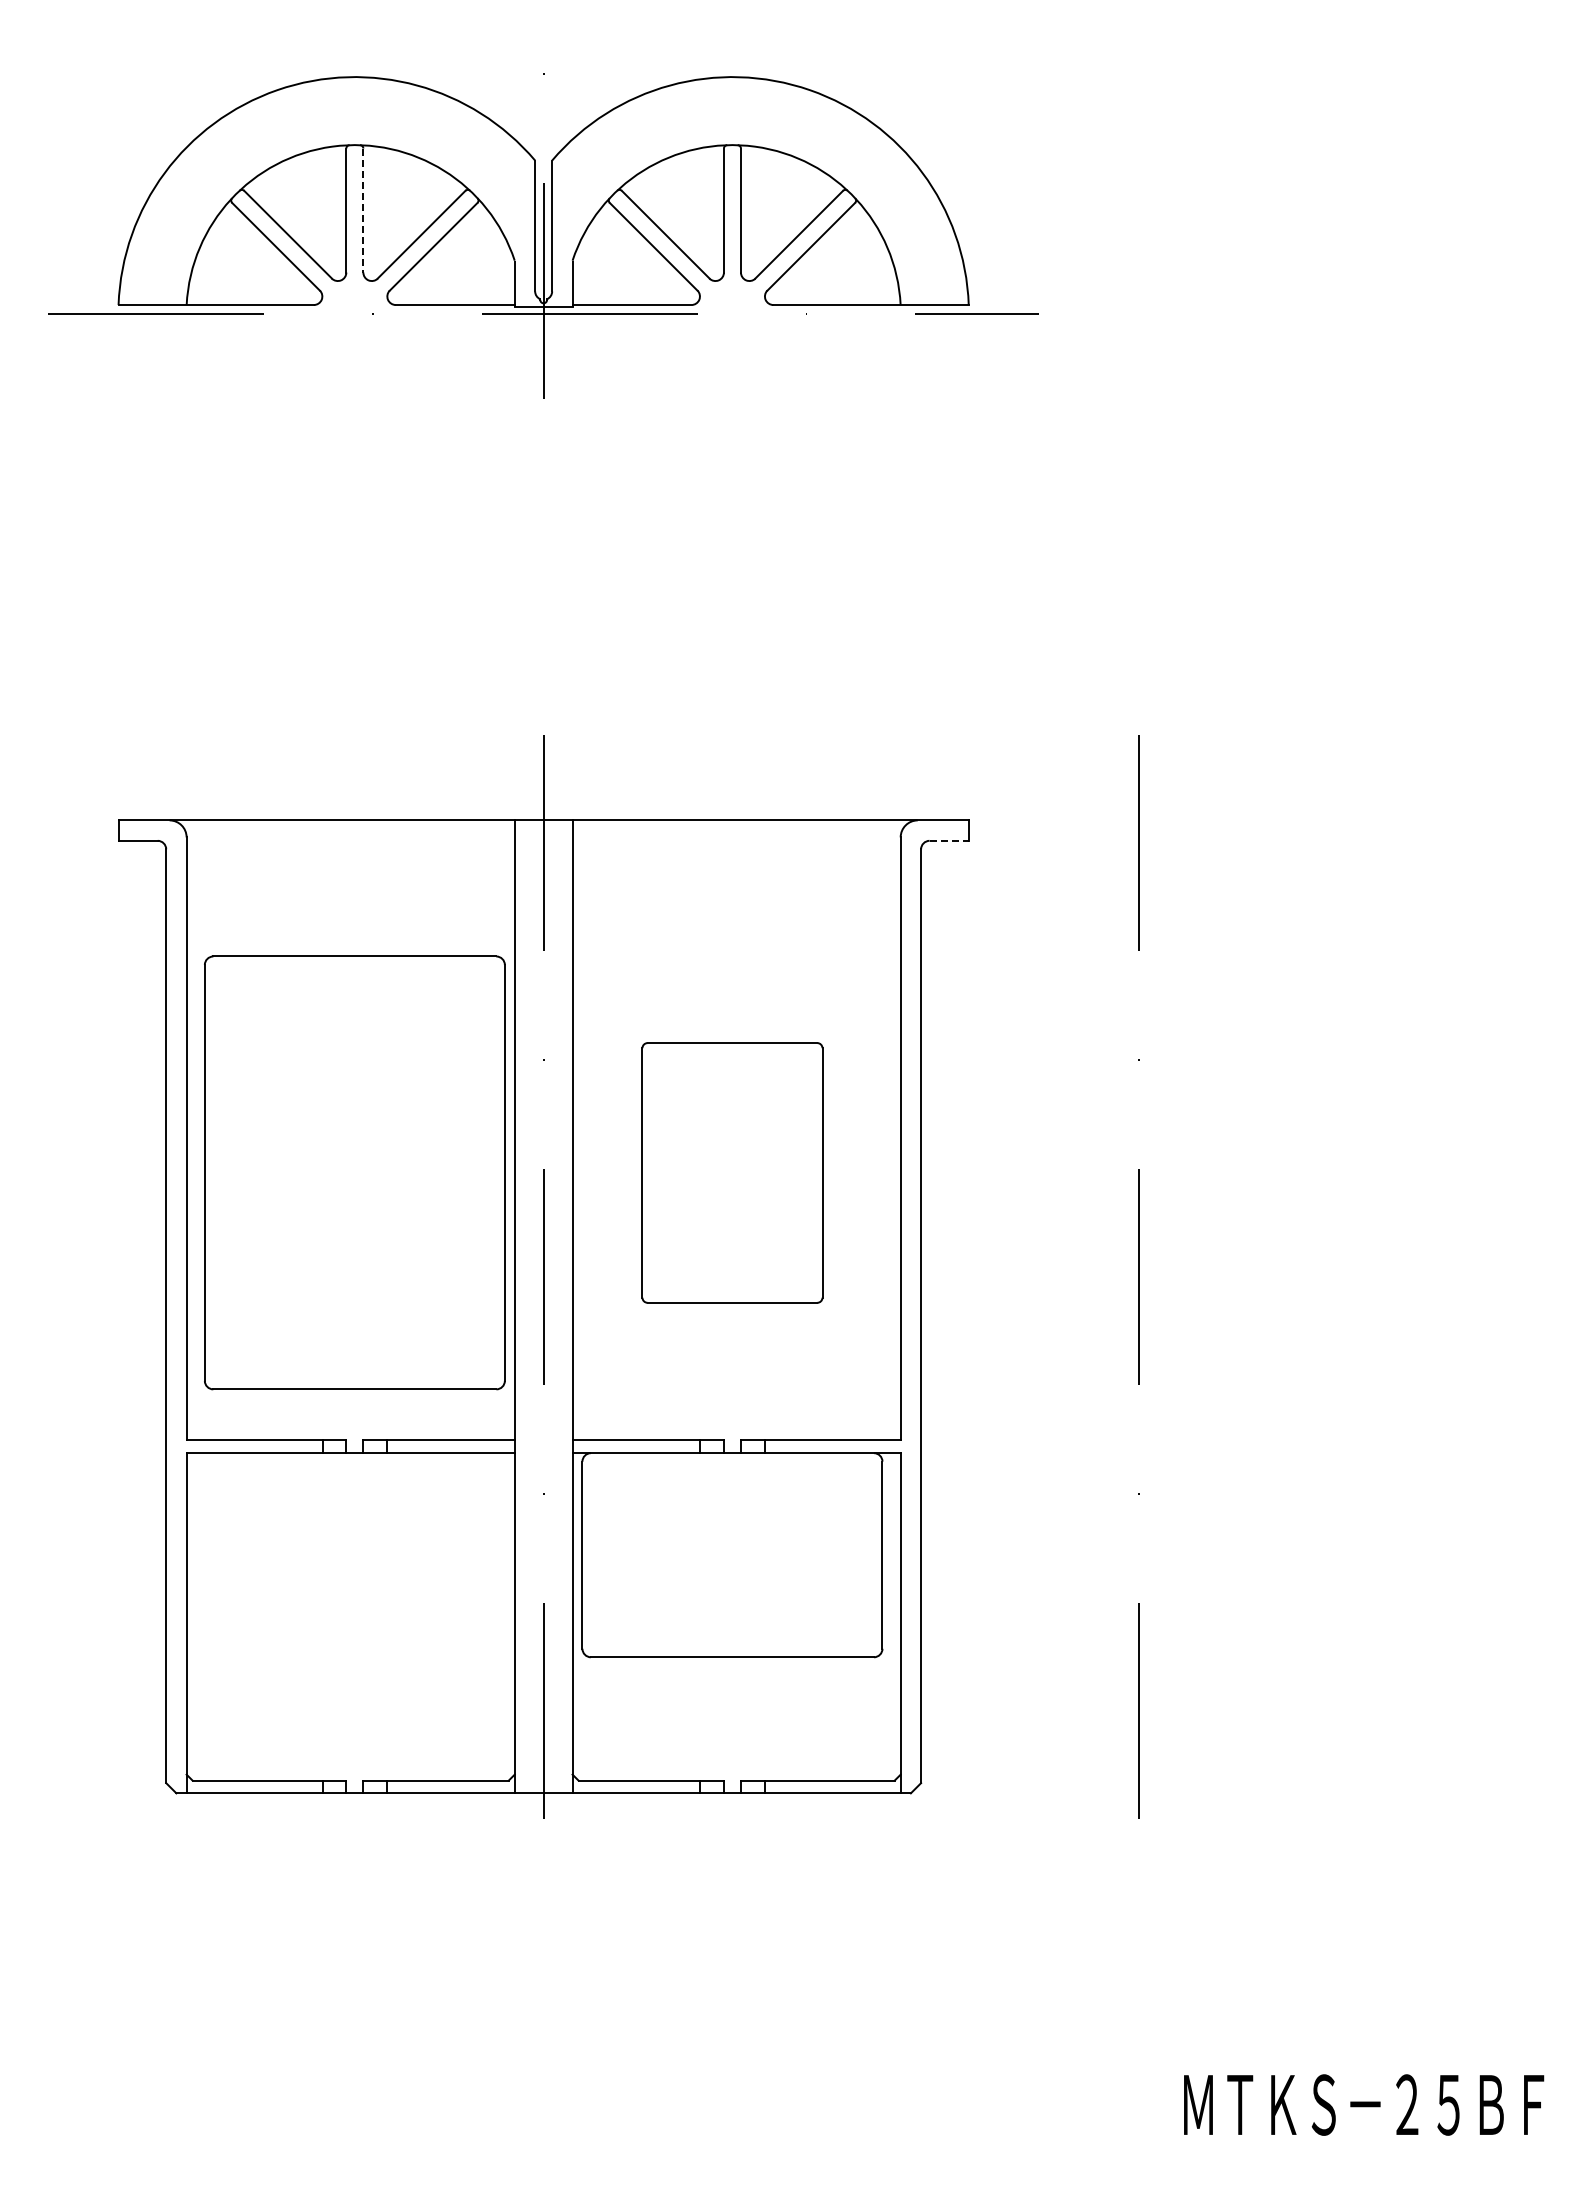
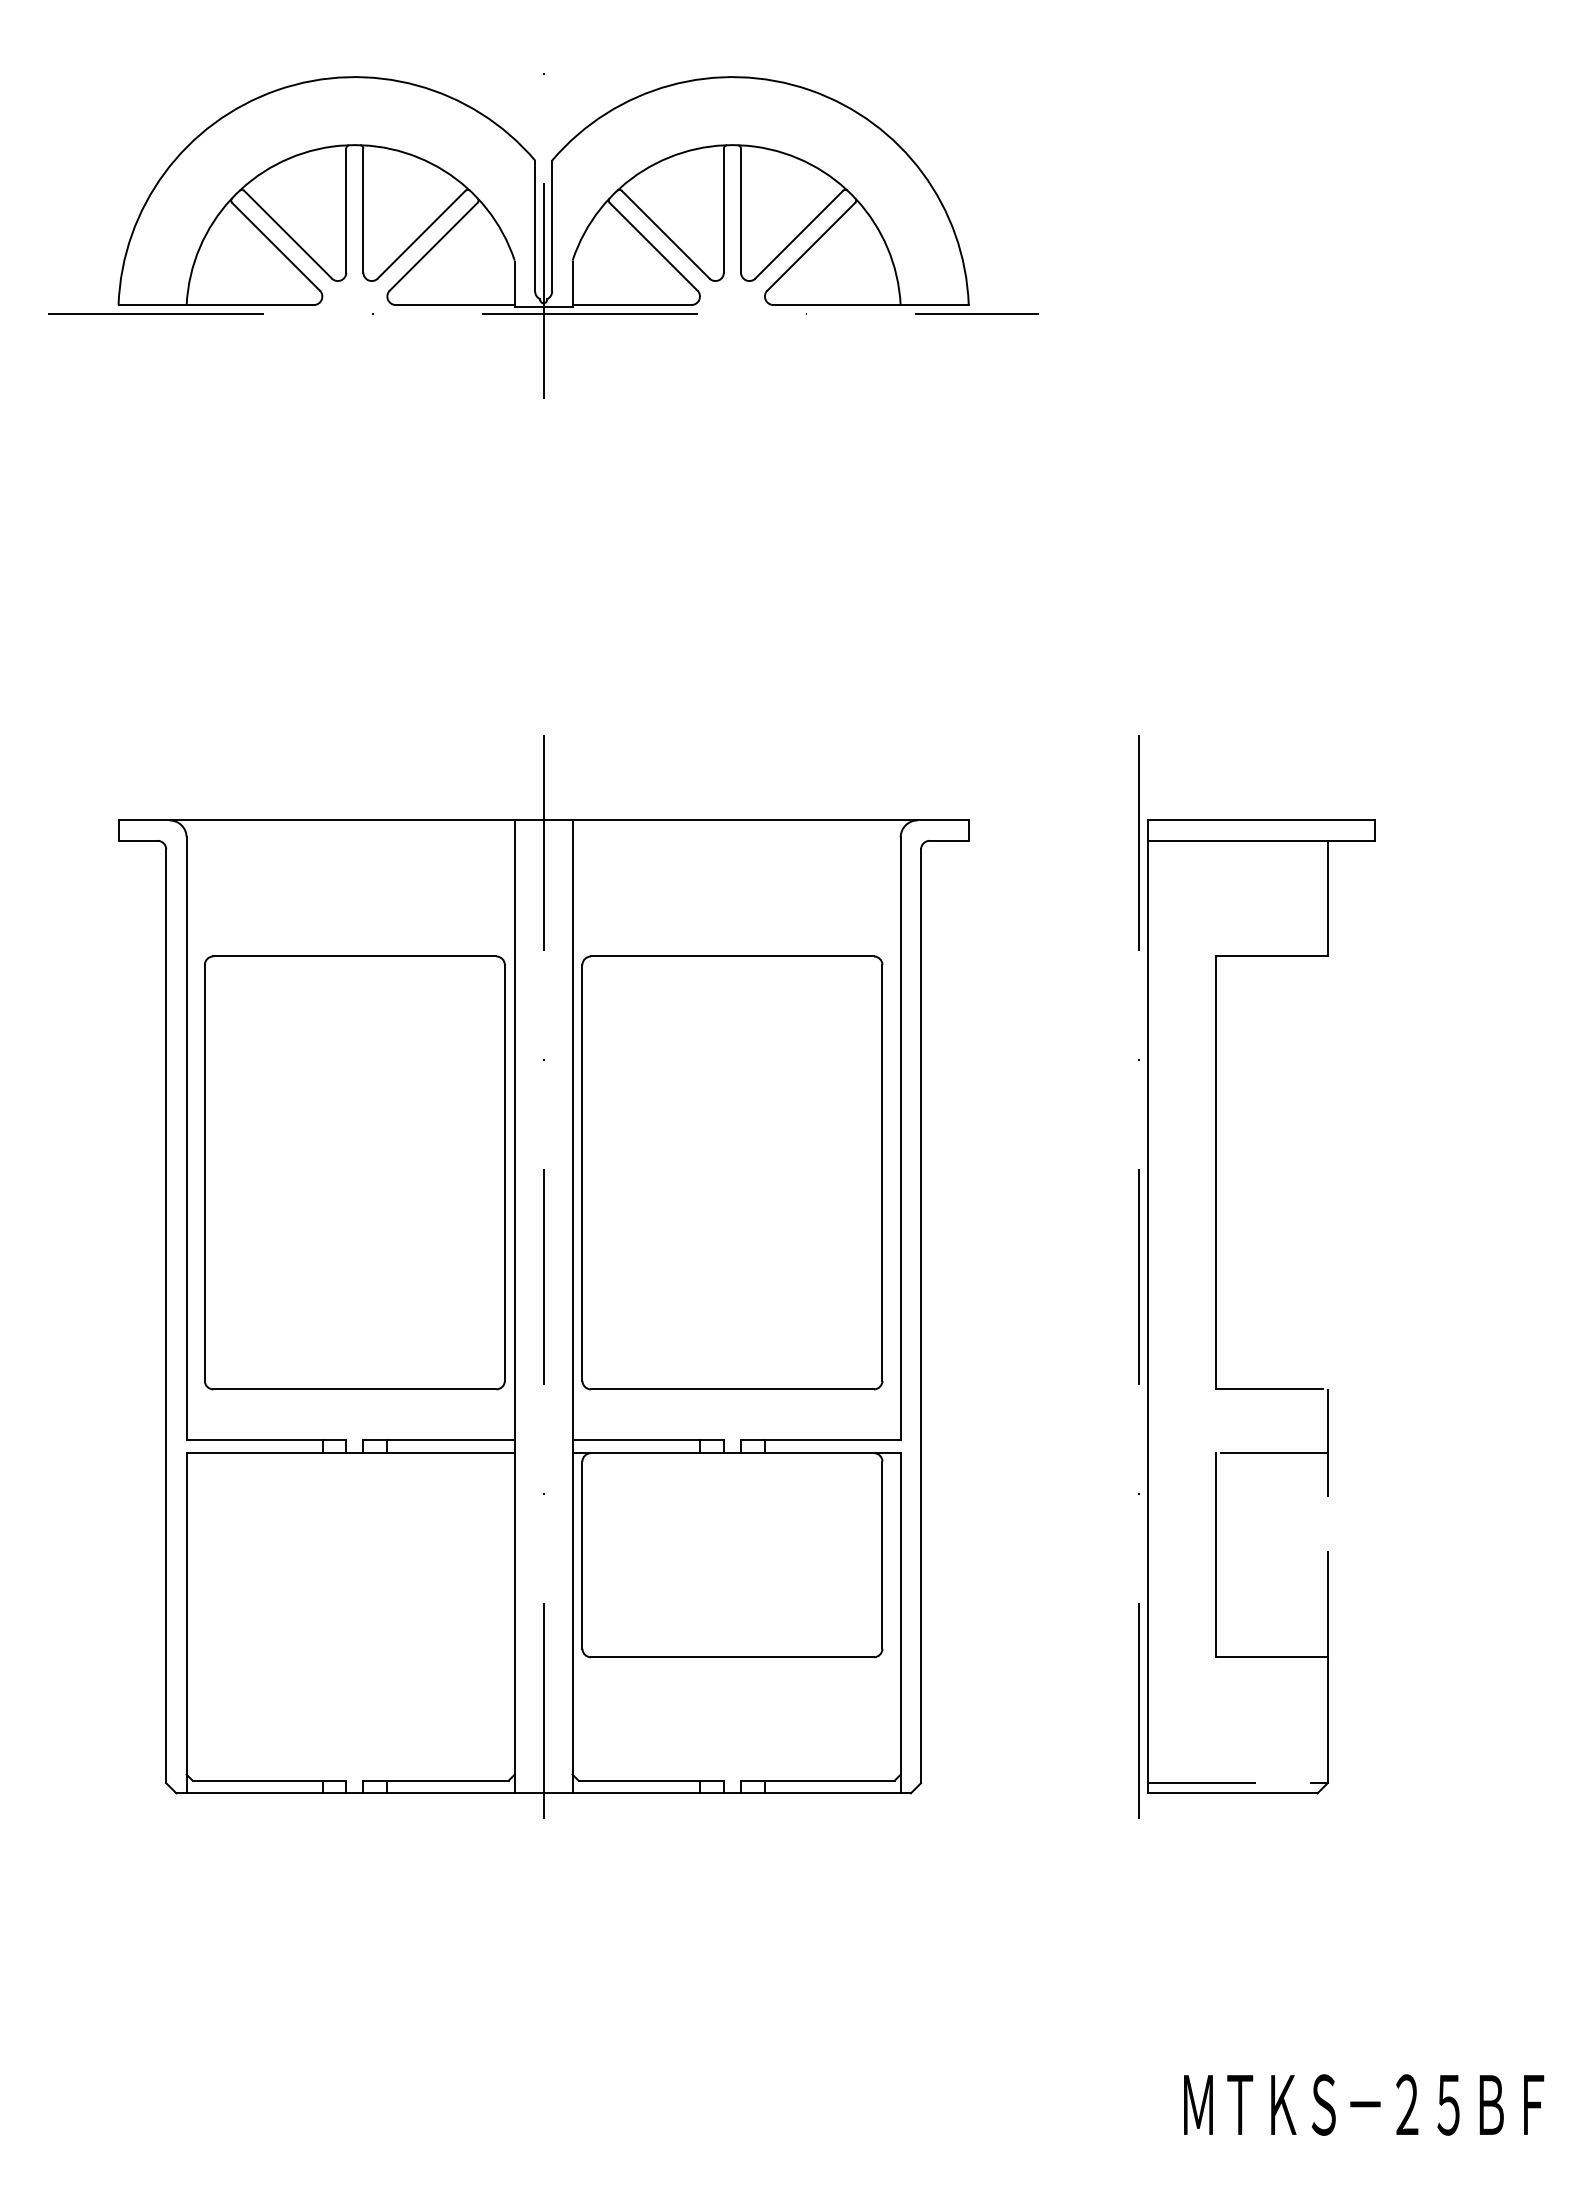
line: dashed -> solid (363, 210)
line: dashed -> solid (949, 840)
part size: 183x262 px -> 303x436 px (732, 1172)
part: none -> present (1216, 1306)
